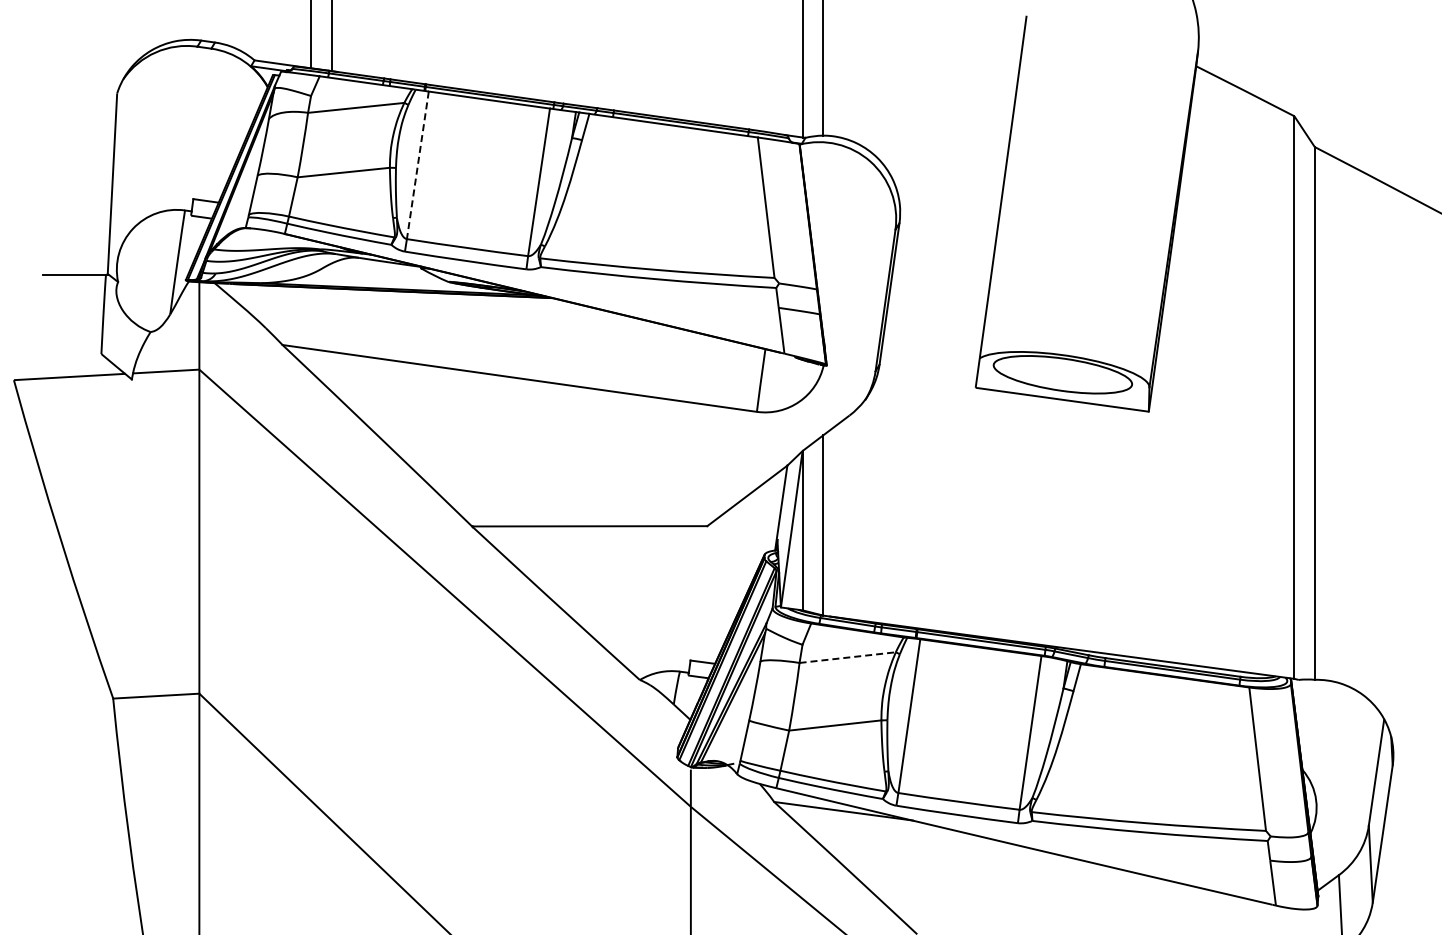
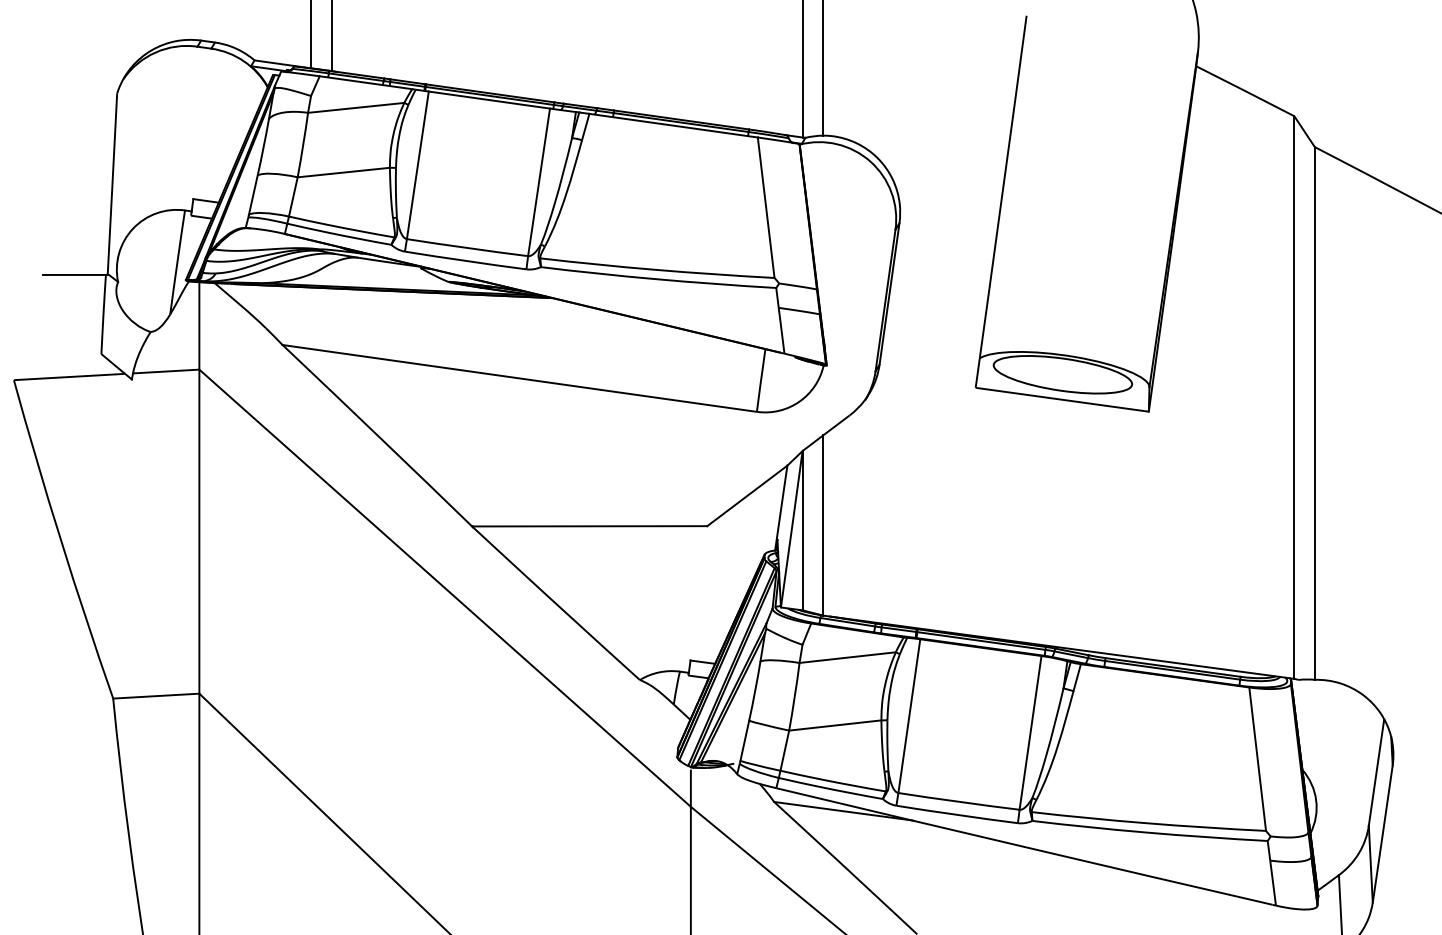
line: dashed -> solid (417, 165)
line: dashed -> solid (848, 657)
